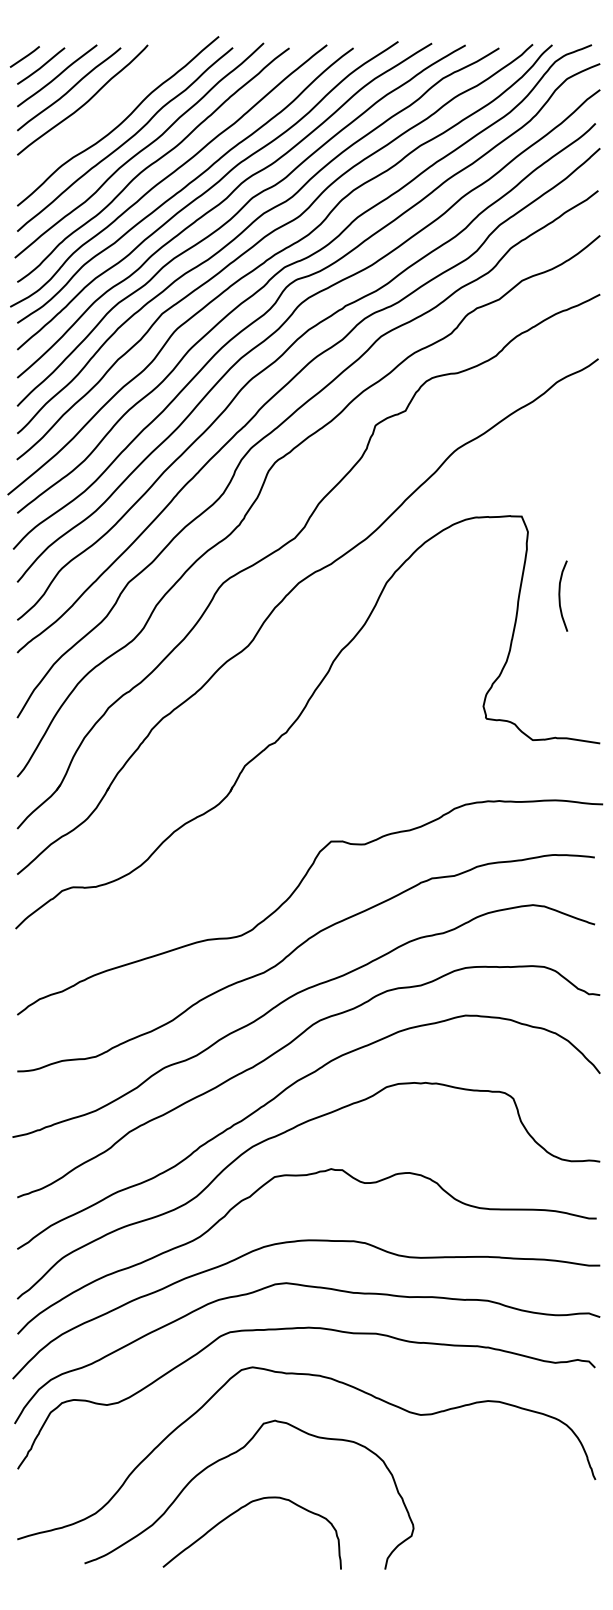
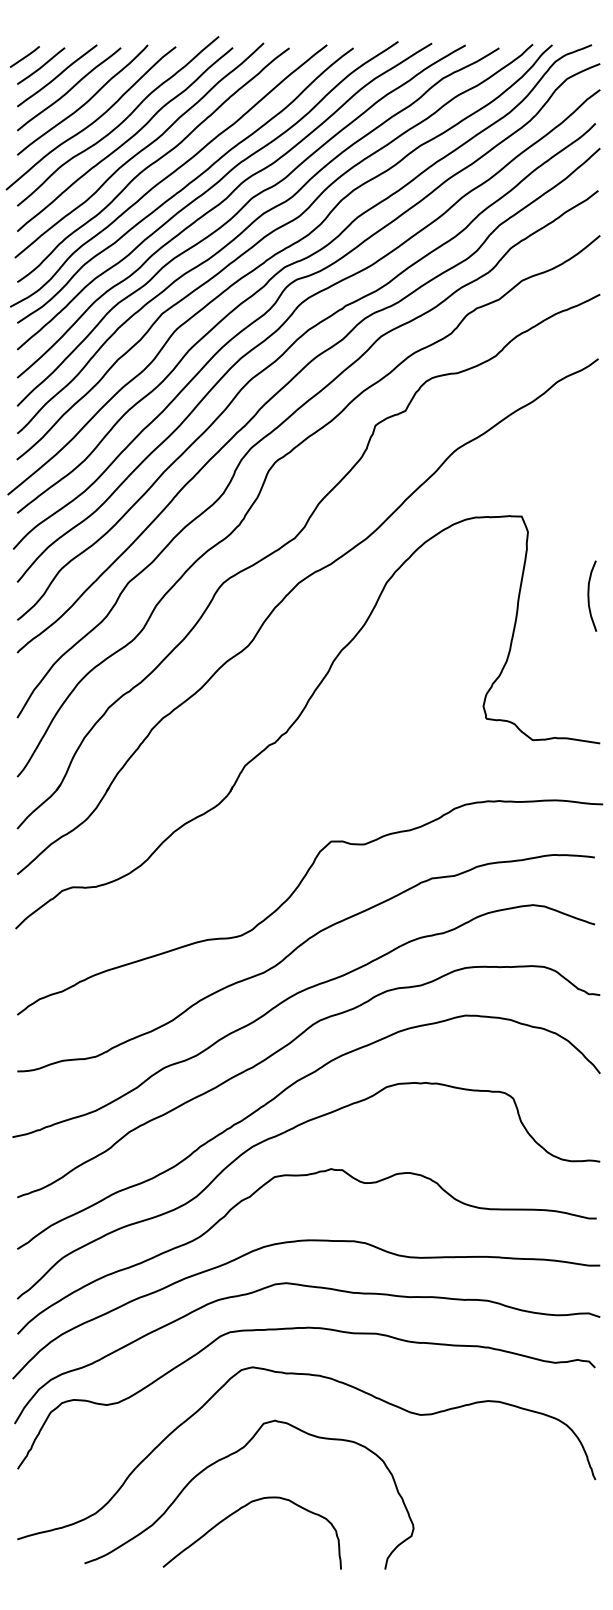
curve: none -> present (91, 122)
curve position: (560, 595) -> (589, 595) (589, 595)
